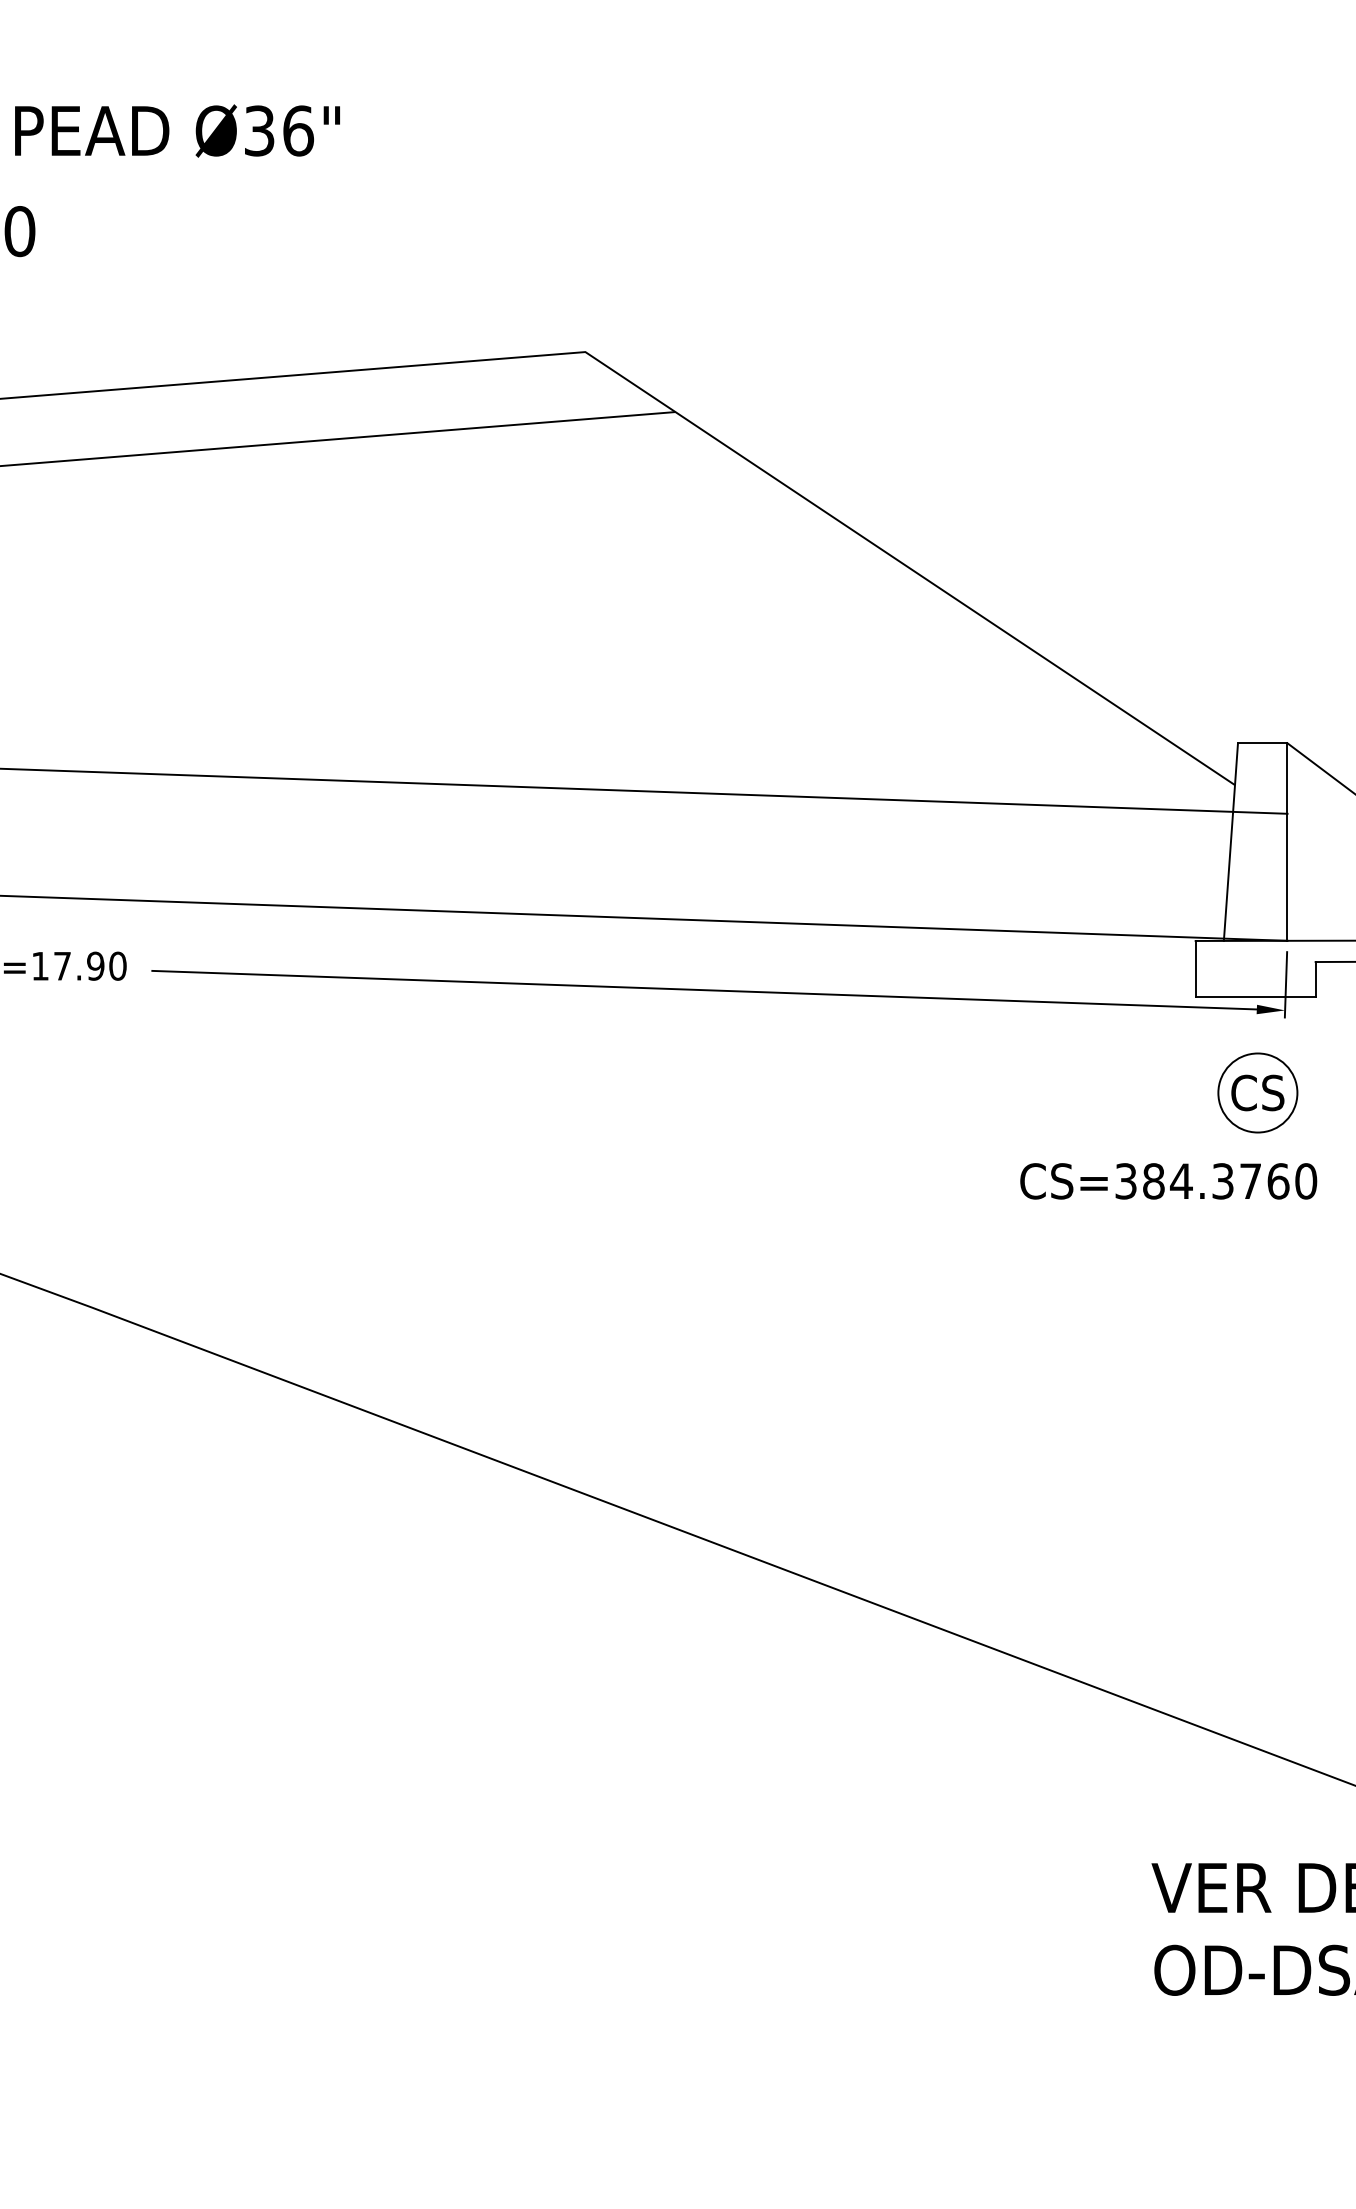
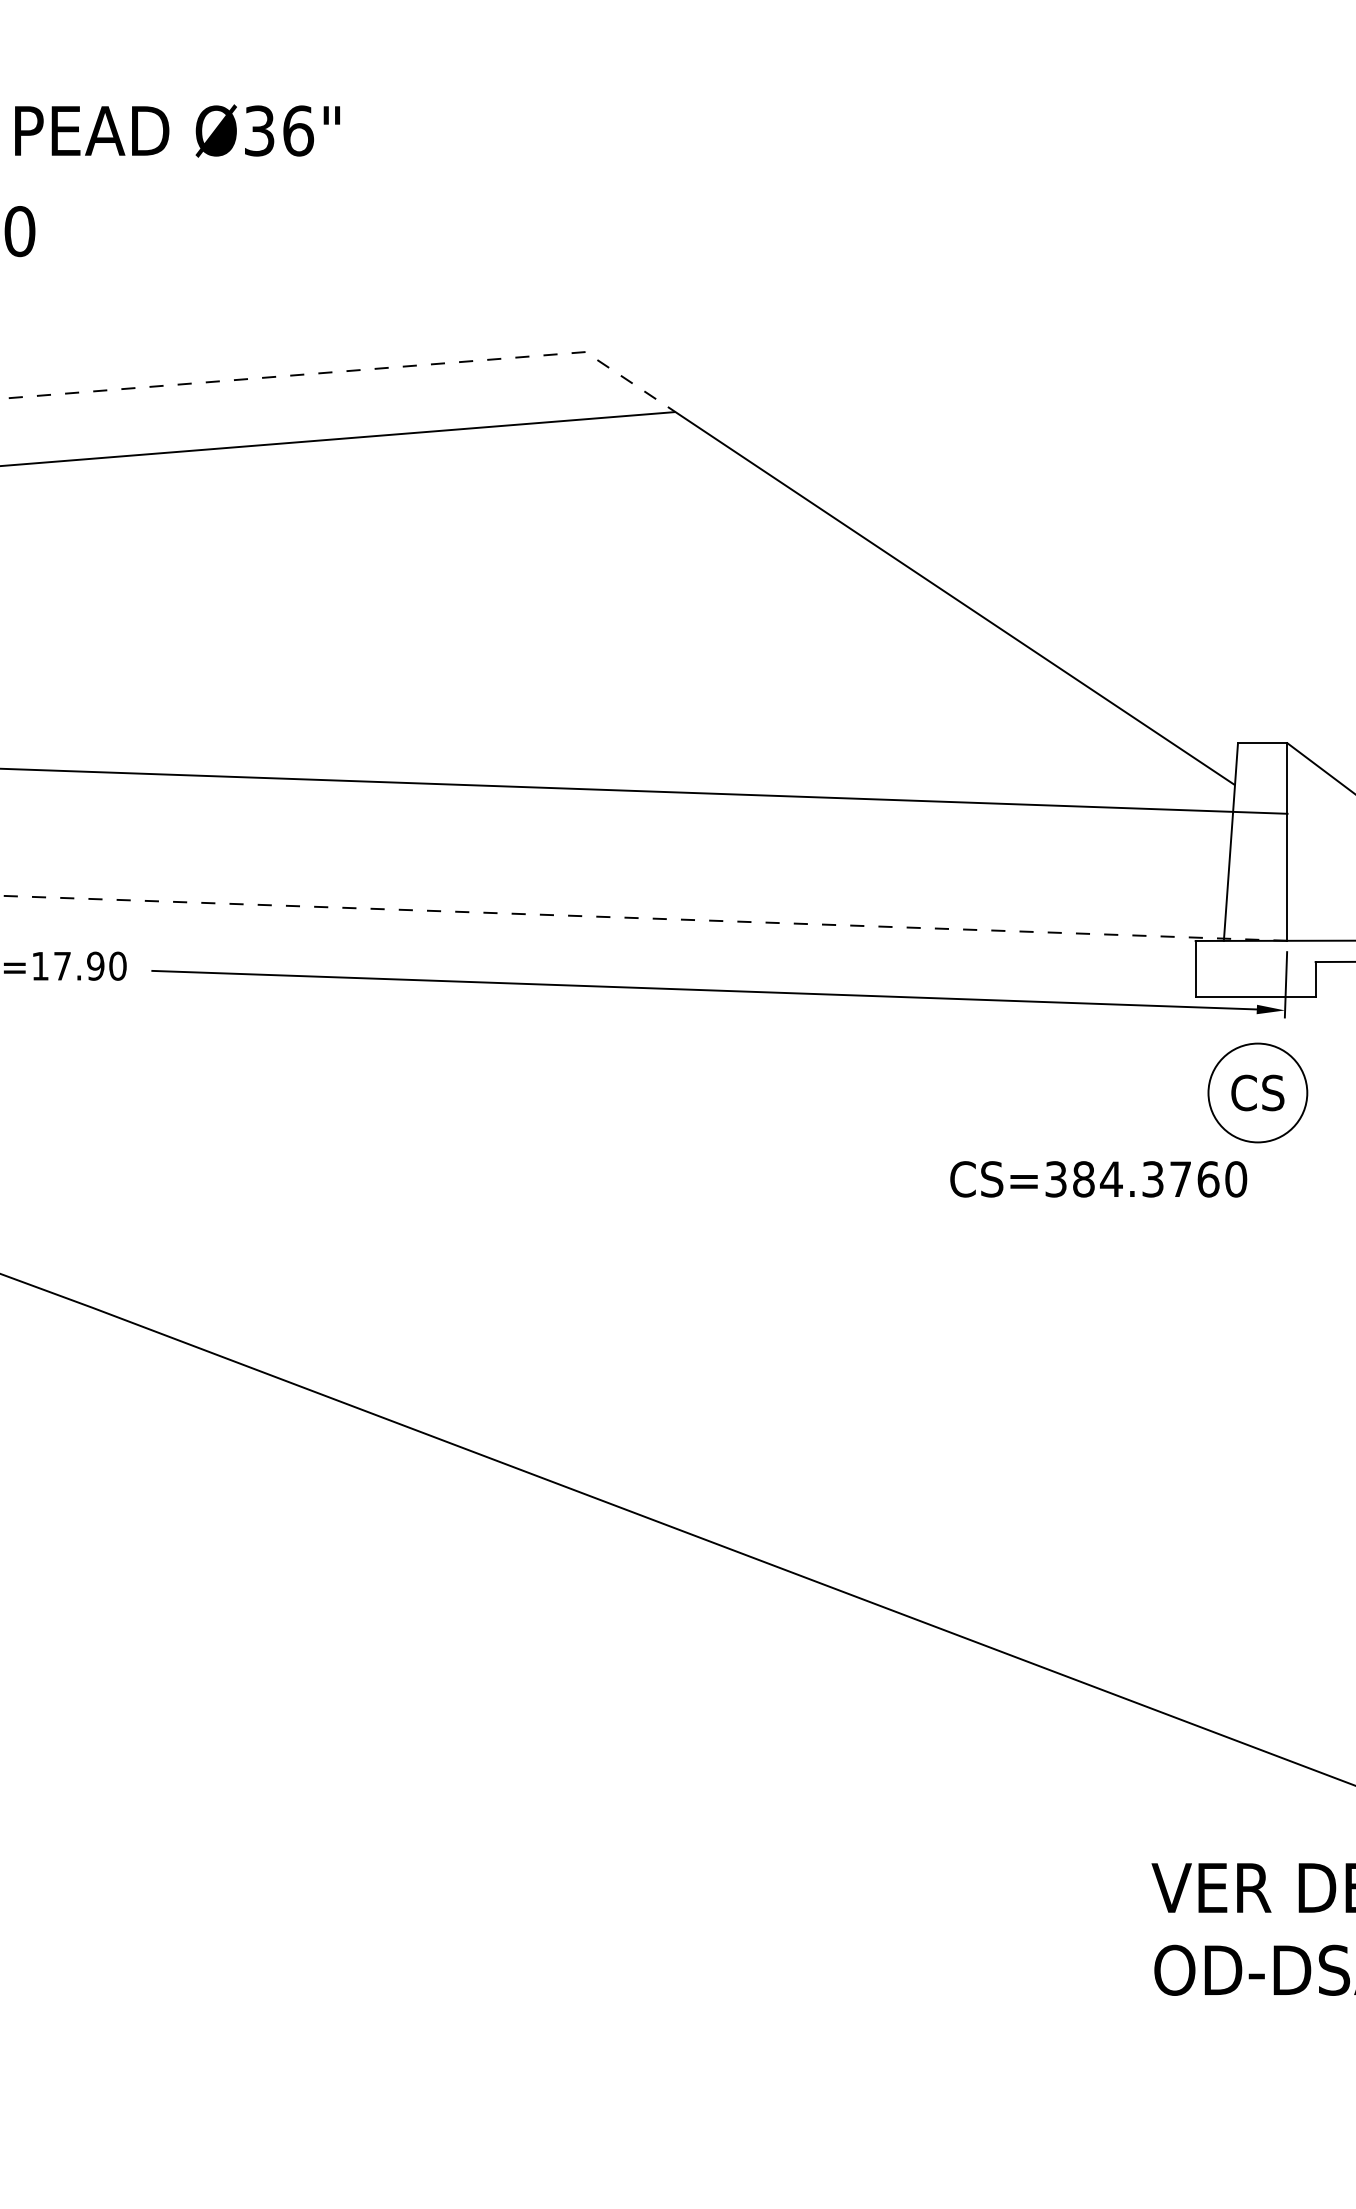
line: solid -> dashed (348, 371)
line: solid -> dashed (644, 918)
circle diameter: 79 px -> 99 px (1257, 1092)
text position: (1168, 1181) -> (1098, 1179) (1098, 1179)
